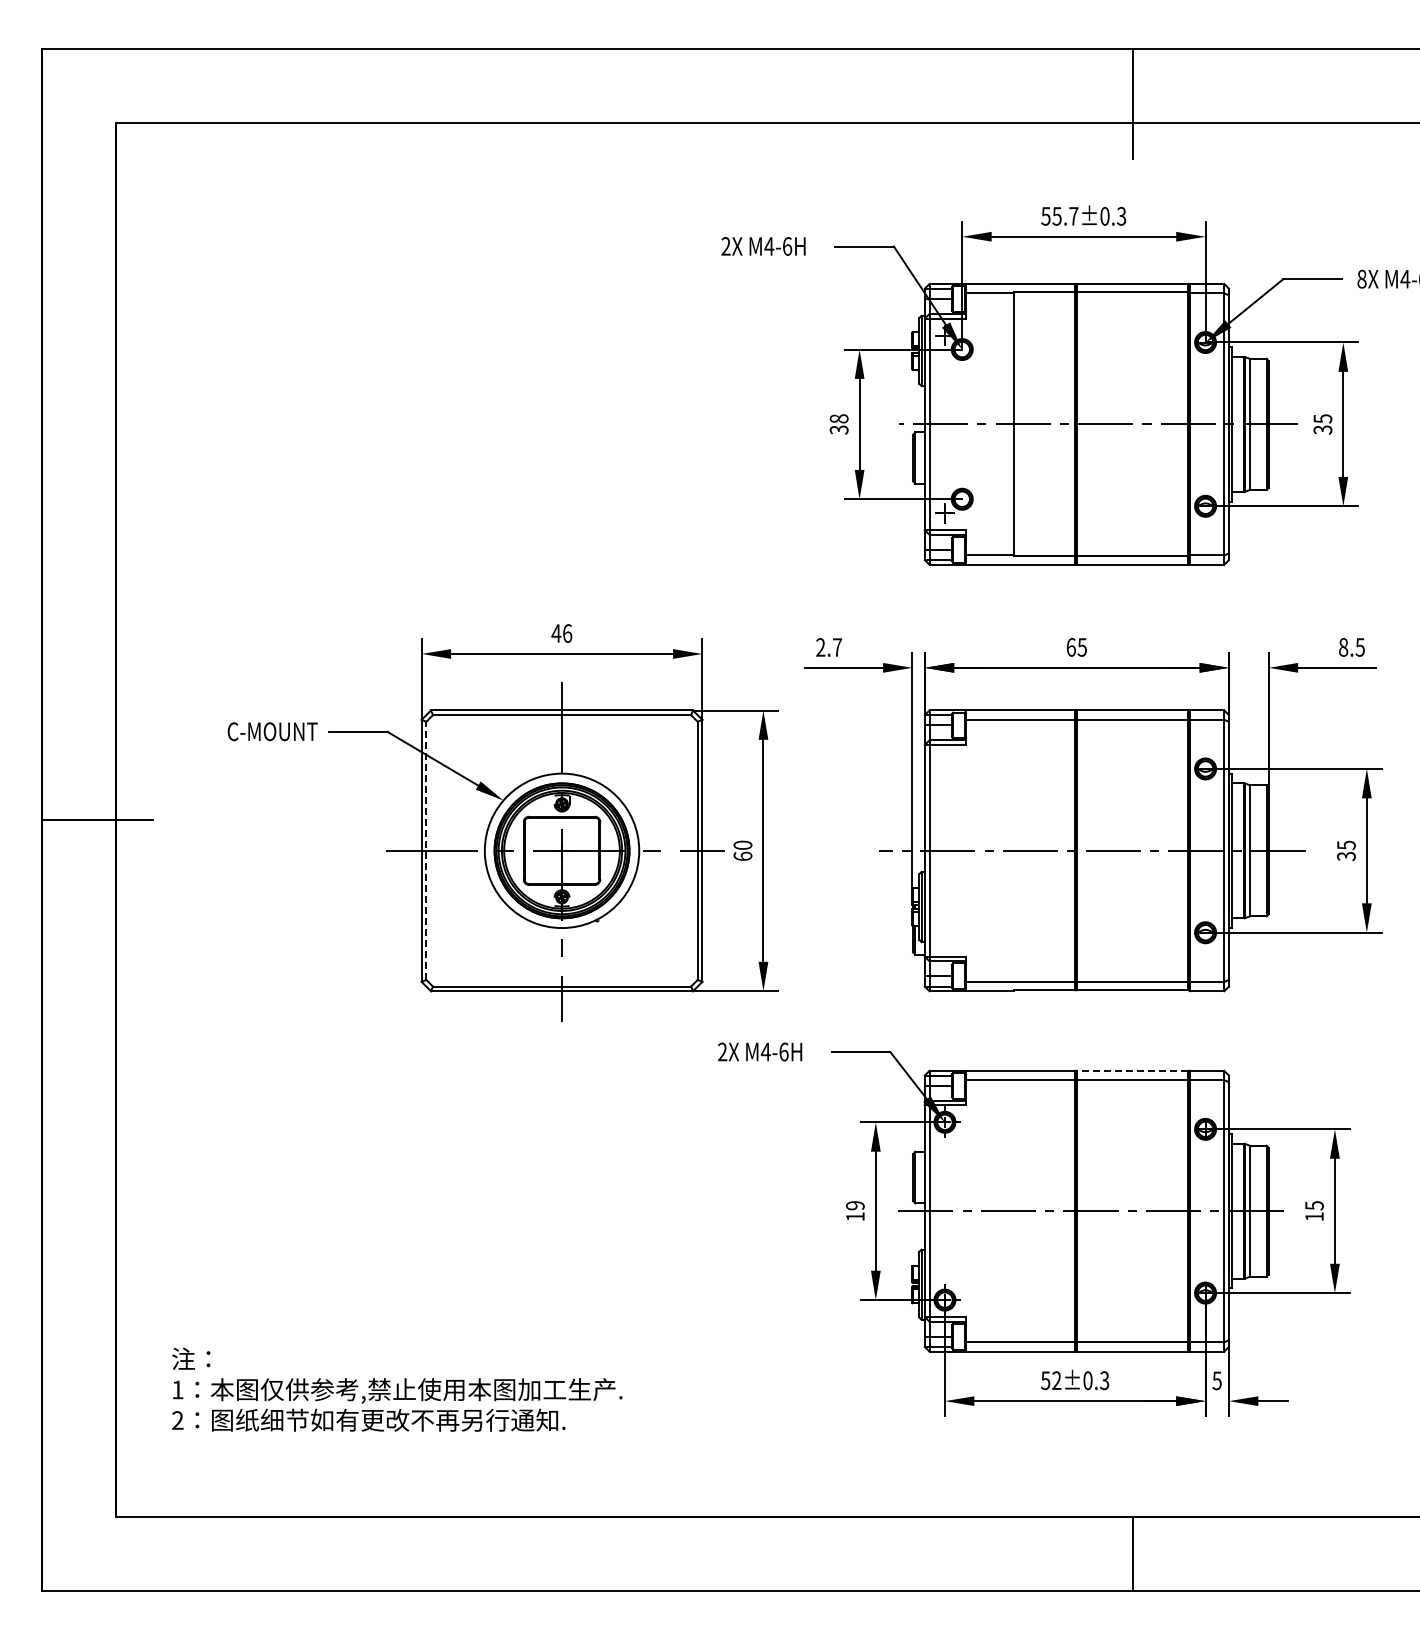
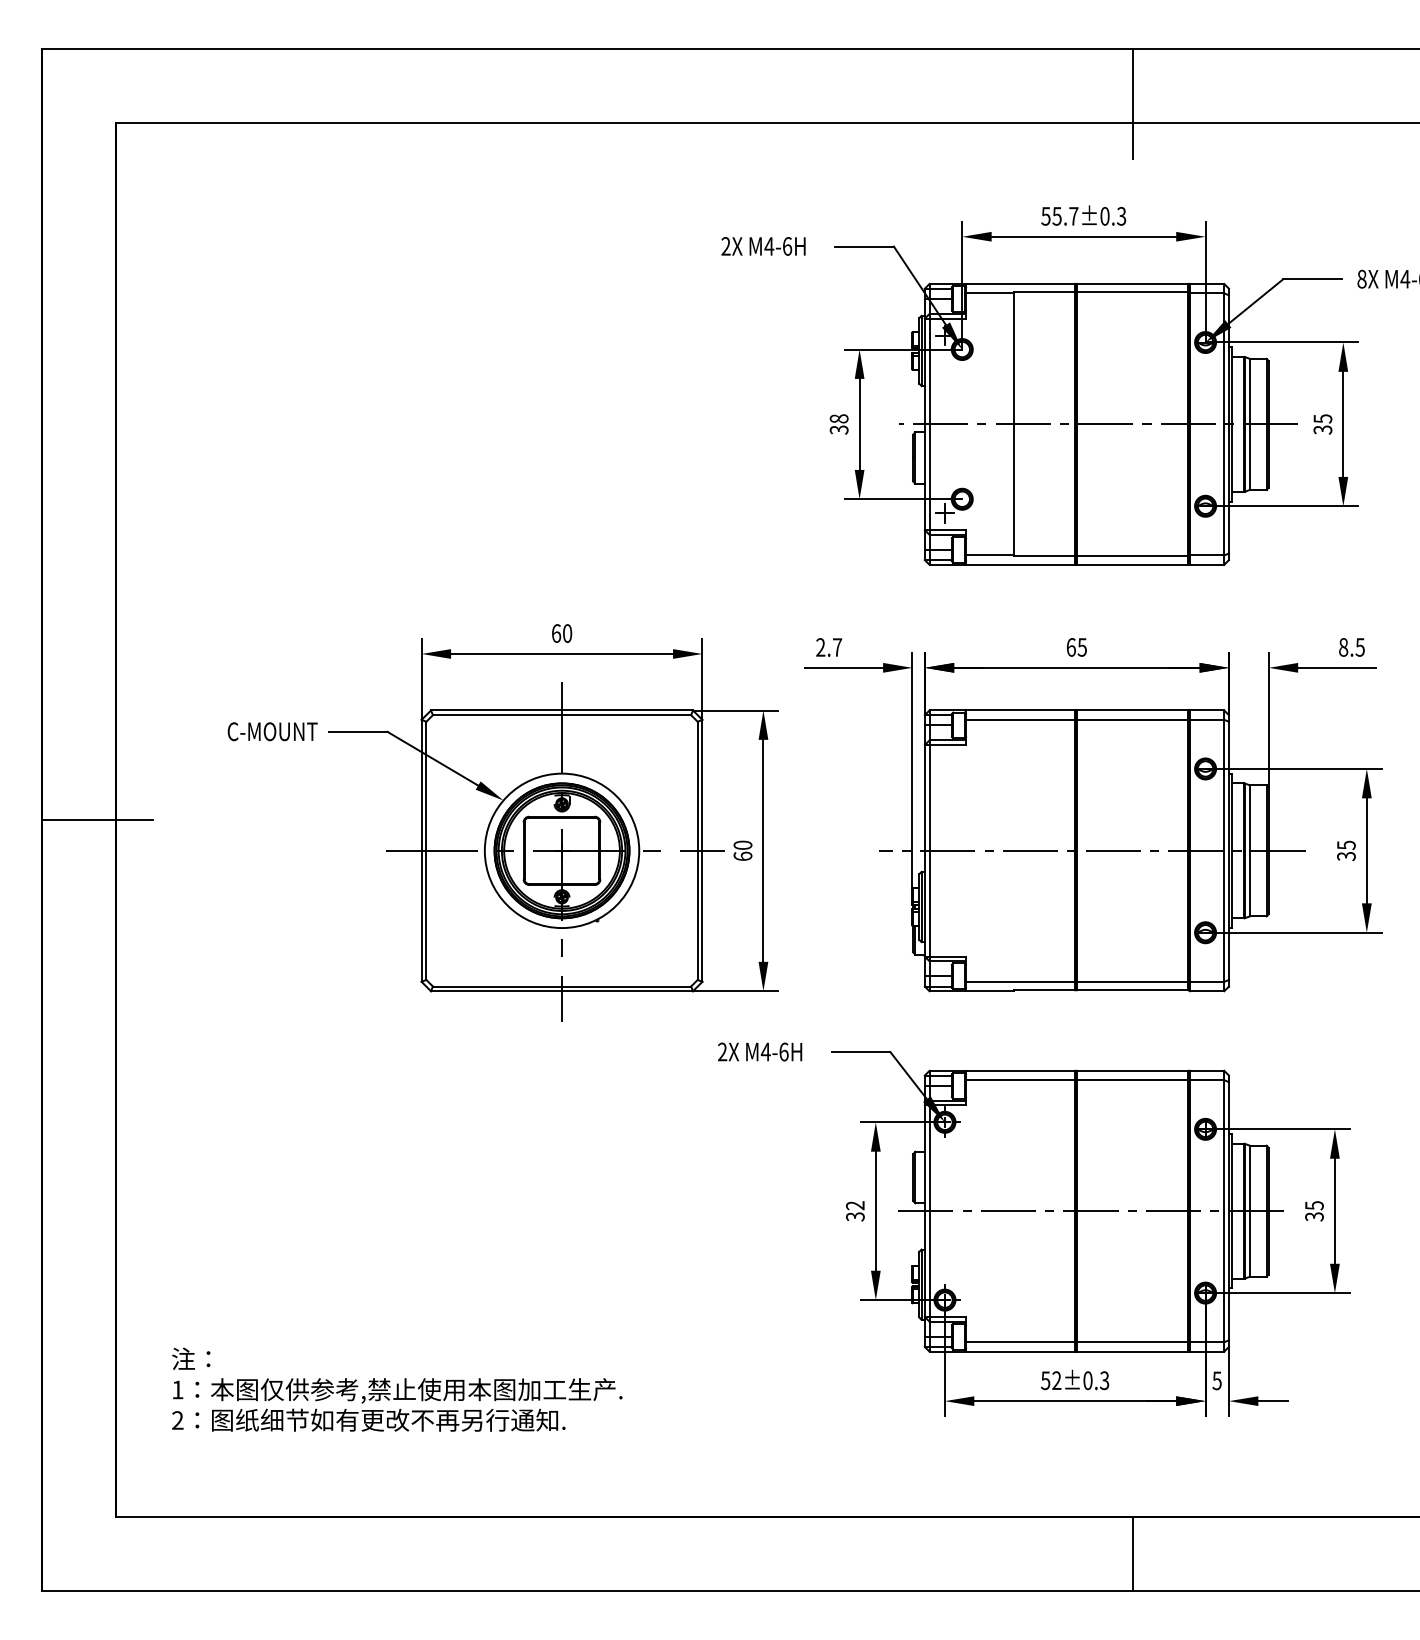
text: 46 -> 60 (561, 633)
line: dashed -> solid (426, 850)
line: dashed -> solid (1132, 1070)
text: 19 -> 32 (855, 1211)
text: 15 -> 35 (1314, 1216)
